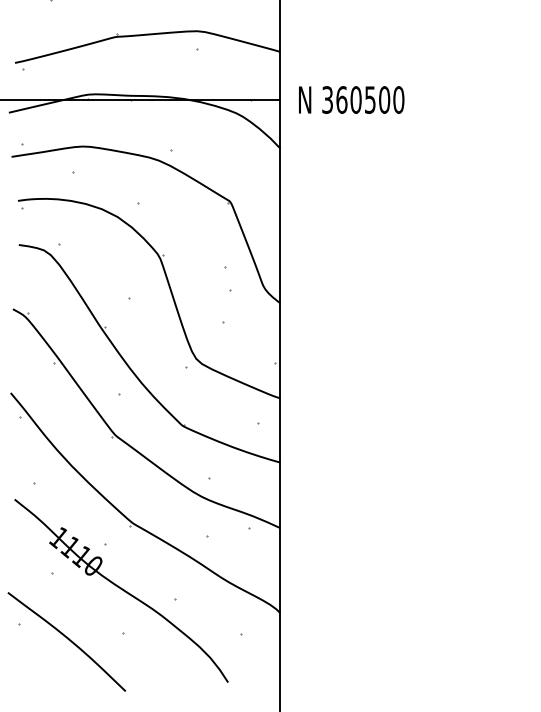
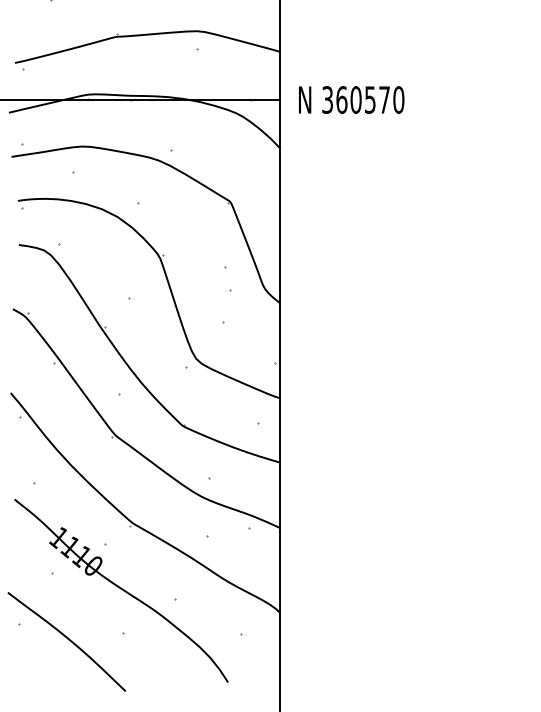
text: 360500 -> 360570 (384, 99)
